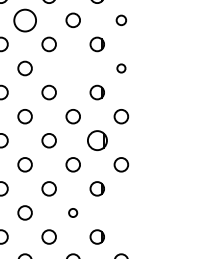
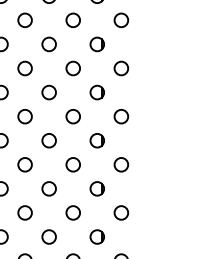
circle size: 24x25 px -> 16x16 px (24, 19)
circle size: 13x13 px -> 17x17 px (121, 20)
circle: none -> present (72, 68)
circle size: 11x11 px -> 17x17 px (121, 68)
circle size: 21x21 px -> 16x16 px (96, 140)
circle size: 11x10 px -> 16x16 px (72, 212)
circle: none -> present (121, 212)
